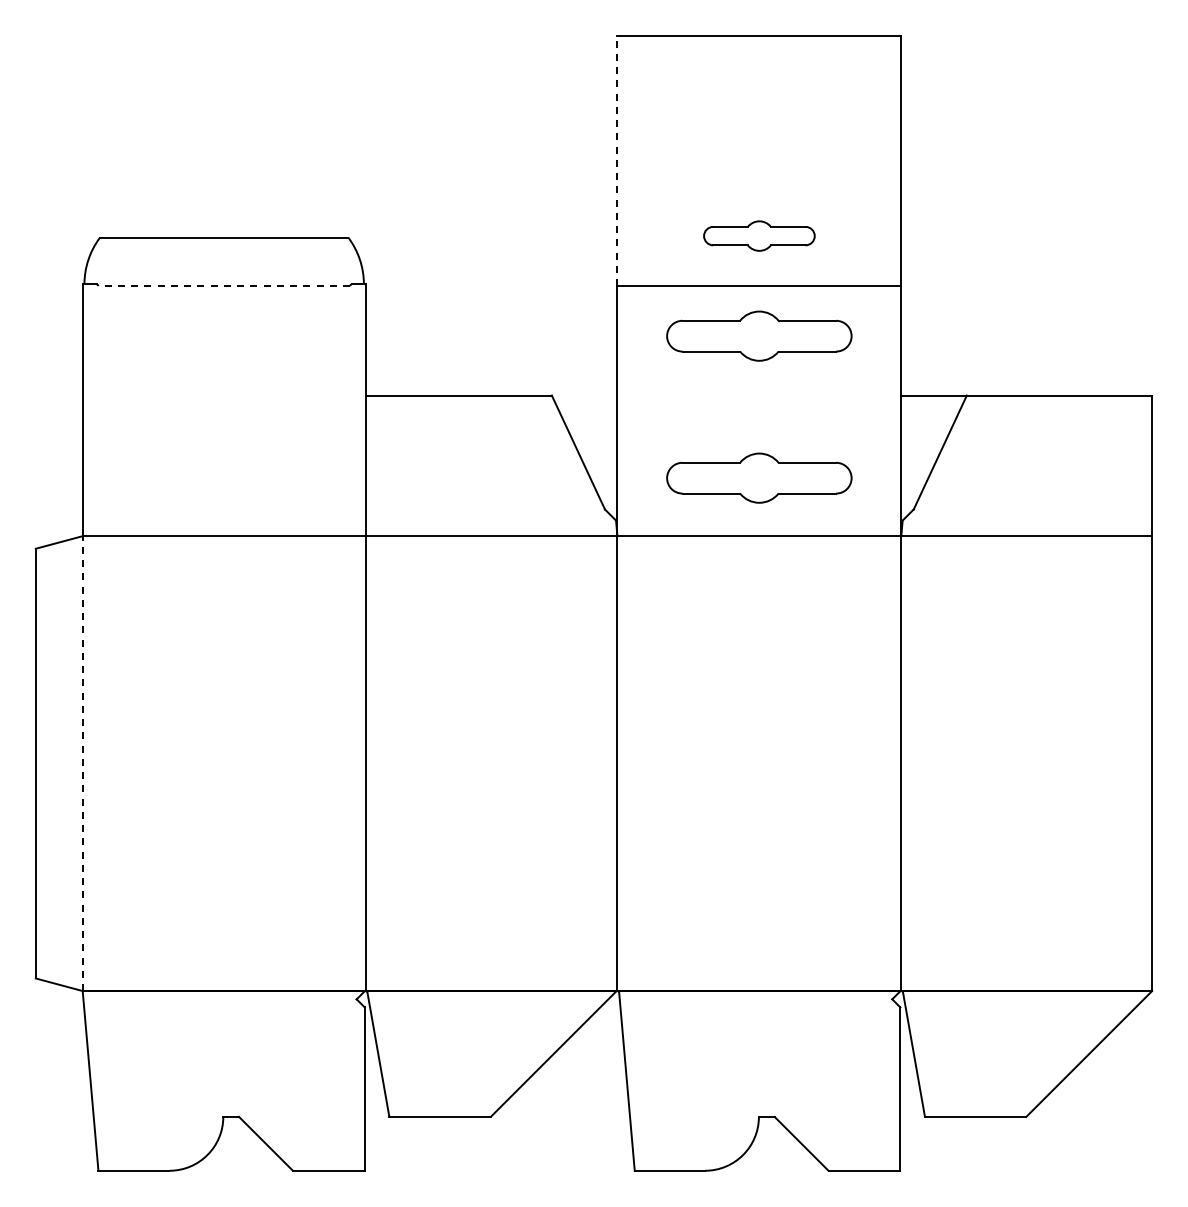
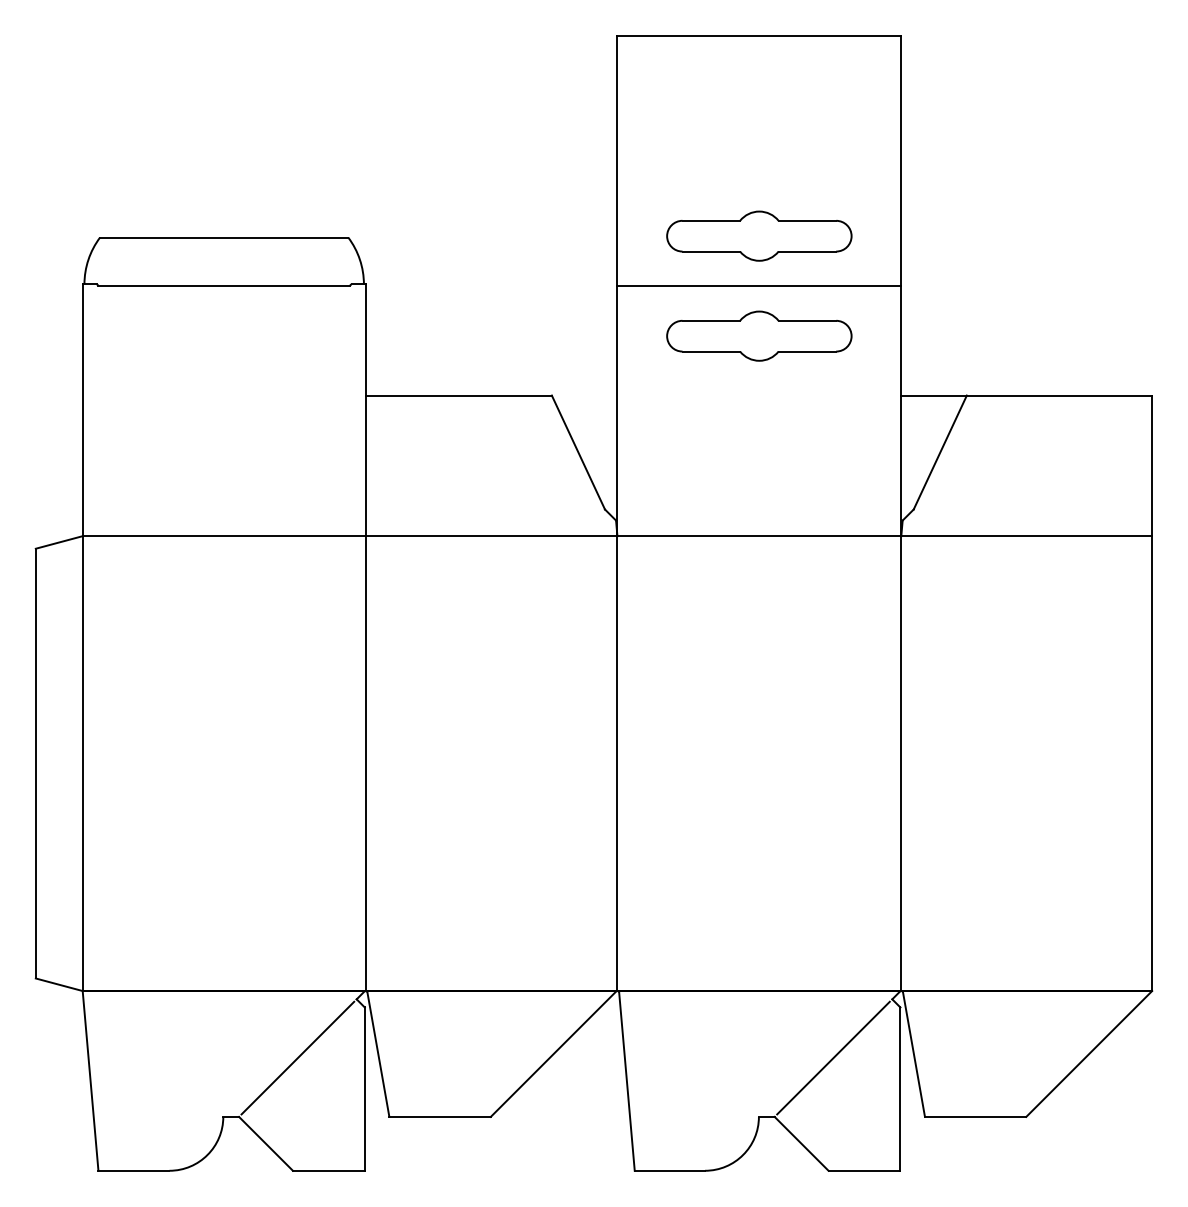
line: dashed -> solid (617, 161)
part size: 113x32 px -> 187x52 px (759, 235)
line: dashed -> solid (224, 286)
part: present -> none (759, 477)
line: dashed -> solid (82, 763)
line: none -> present (297, 1057)
line: none -> present (833, 1057)
